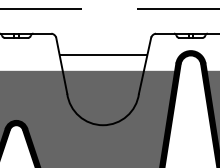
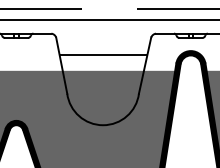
line: none -> present (109, 19)
